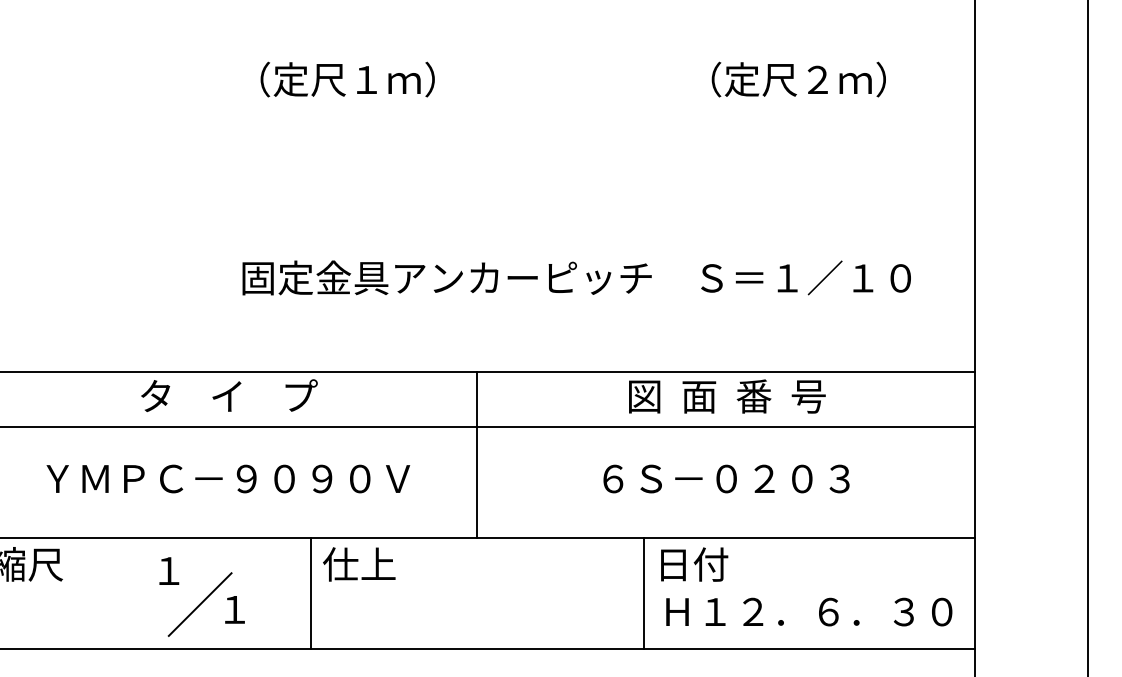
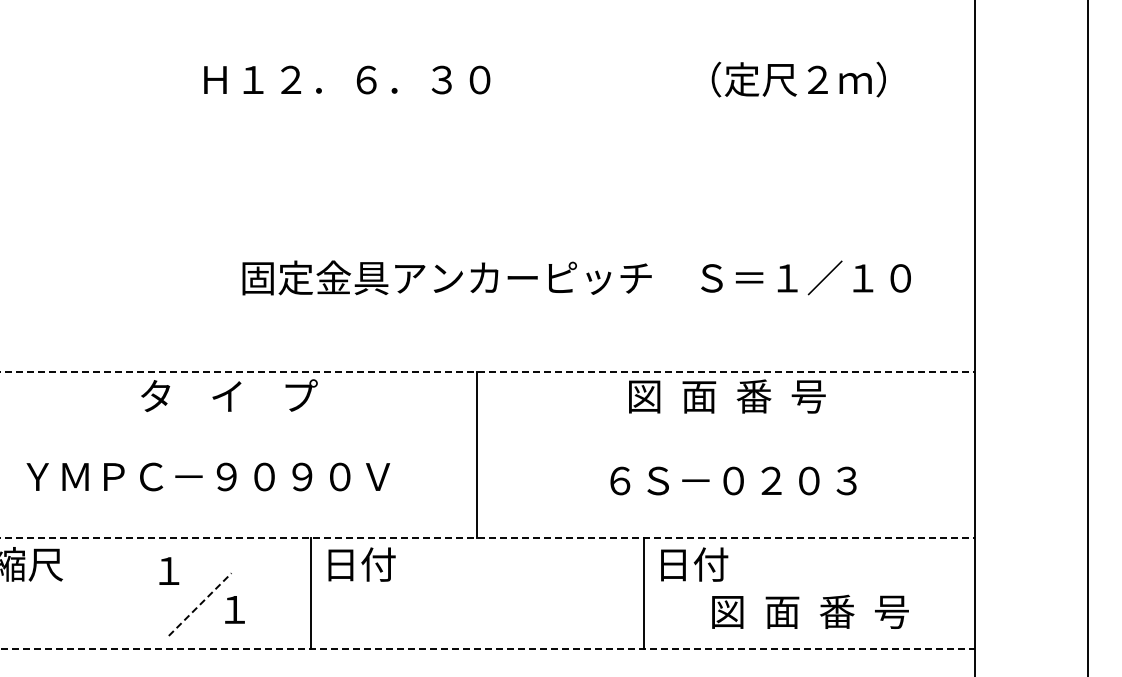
text: （定尺１ｍ） -> Ｈ１２．６．３０ (347, 79)
line: solid -> dashed (487, 371)
line: present -> none (488, 427)
text position: (228, 478) -> (208, 476) (208, 476)
text position: (726, 478) -> (733, 480) (733, 480)
line: solid -> dashed (487, 538)
text: 仕上 -> 日付 (359, 564)
line: solid -> dashed (200, 604)
text: Ｈ１２．６．３０ -> 図  面  番  号 (809, 611)
line: solid -> dashed (488, 648)
